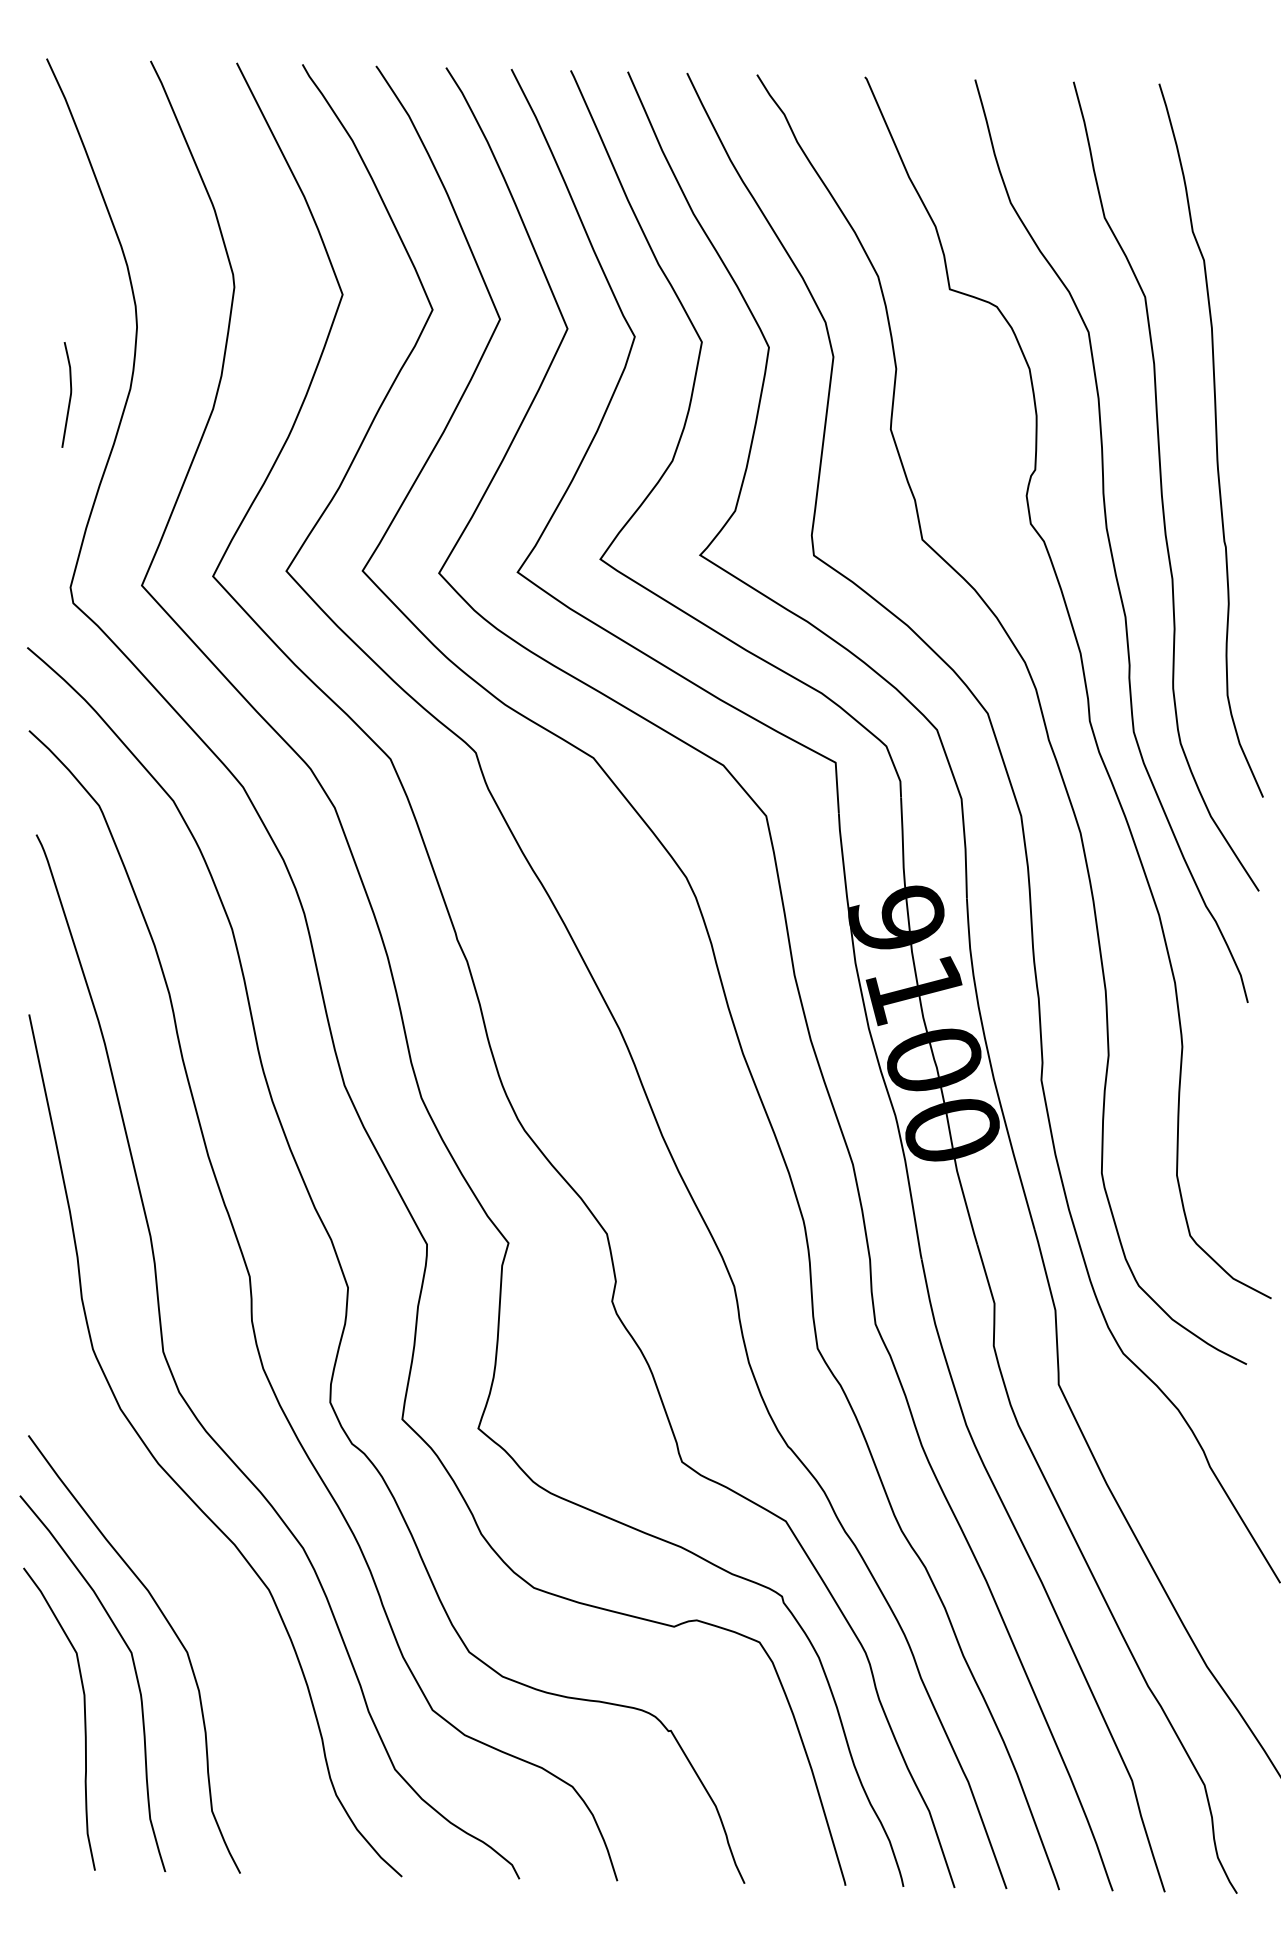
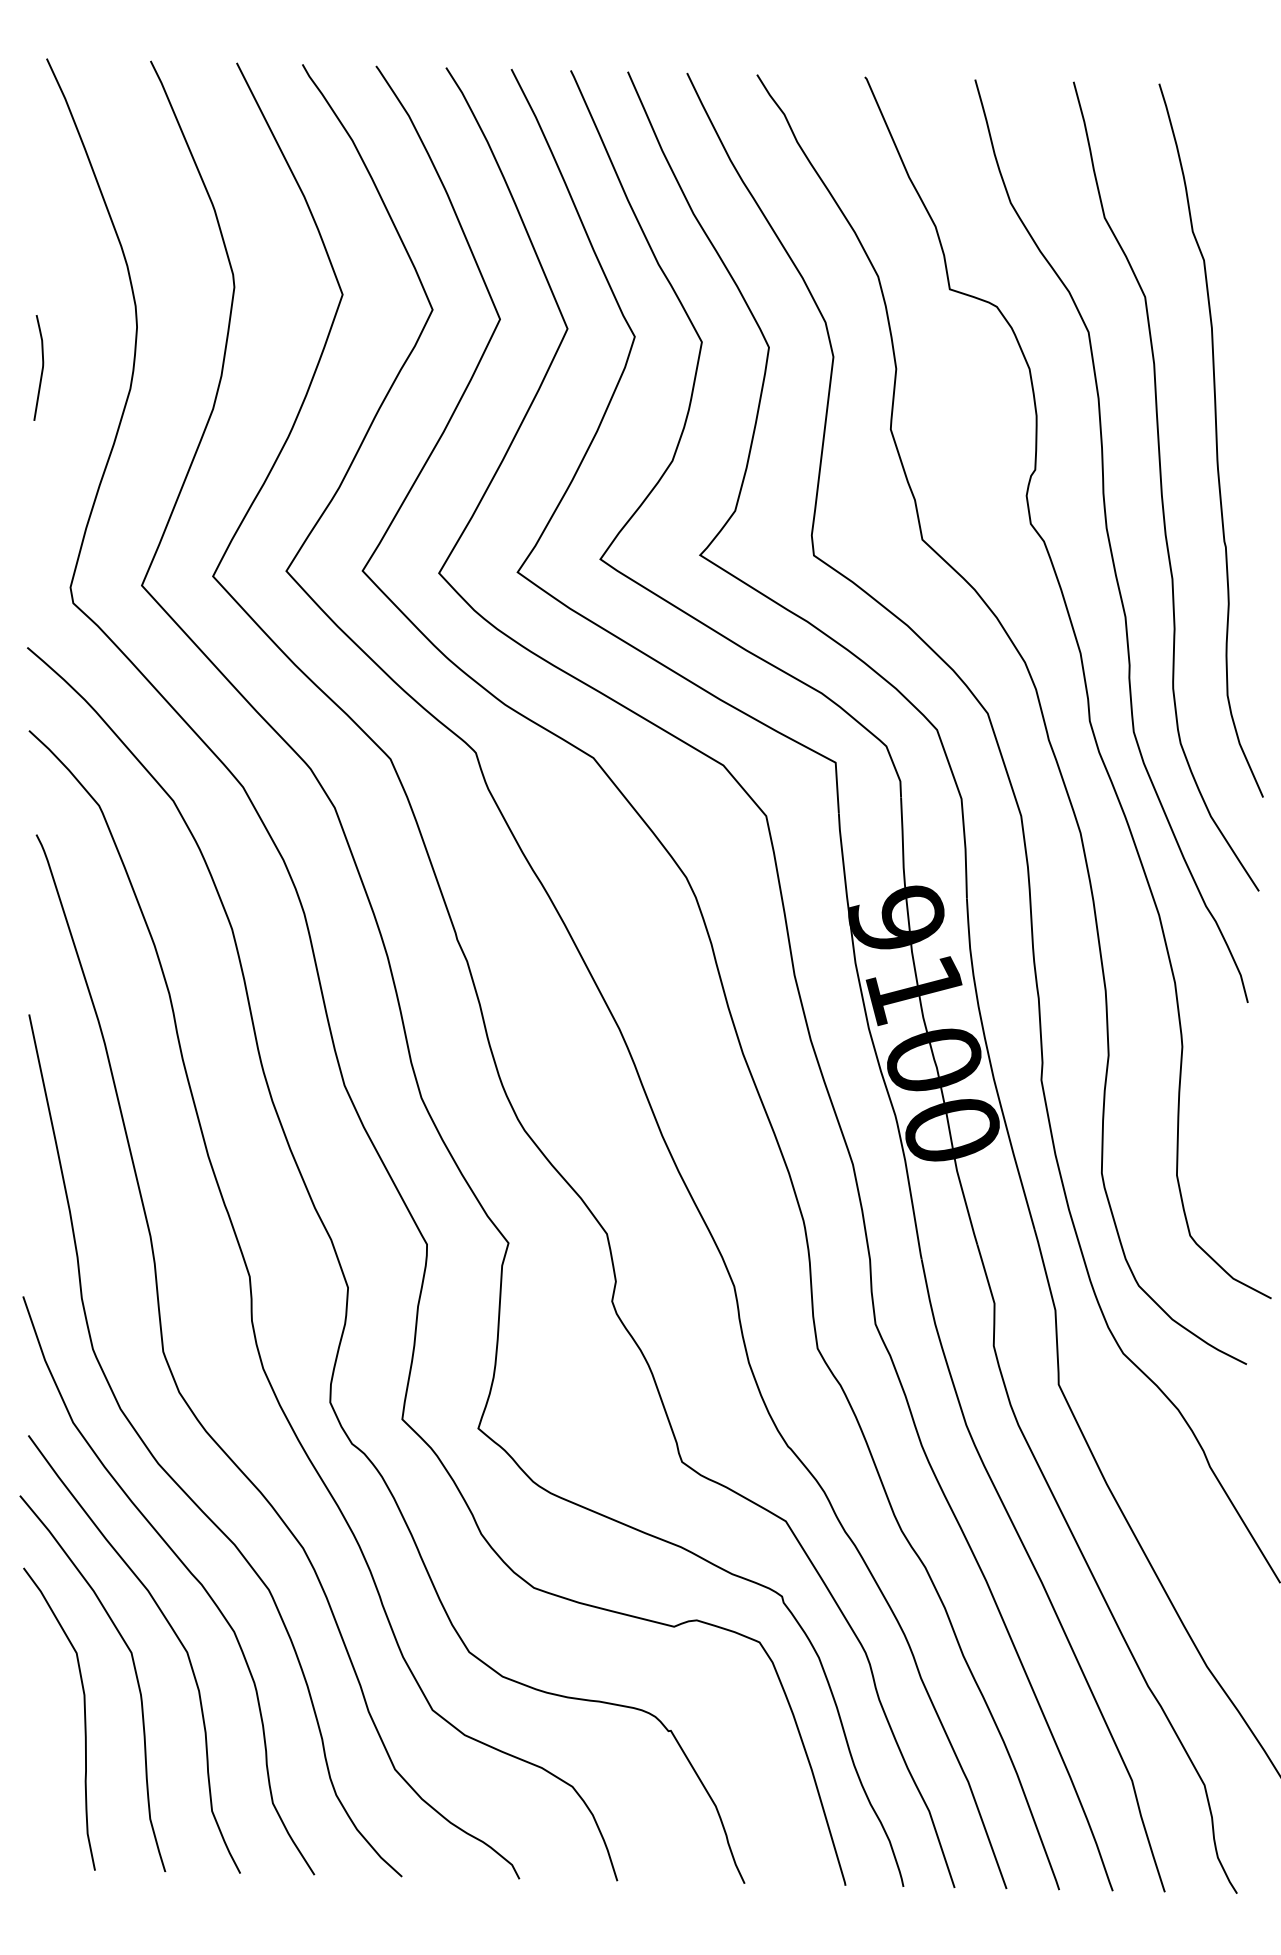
curve position: (69, 395) -> (41, 368) (41, 368)
curve: none -> present (186, 1569)
